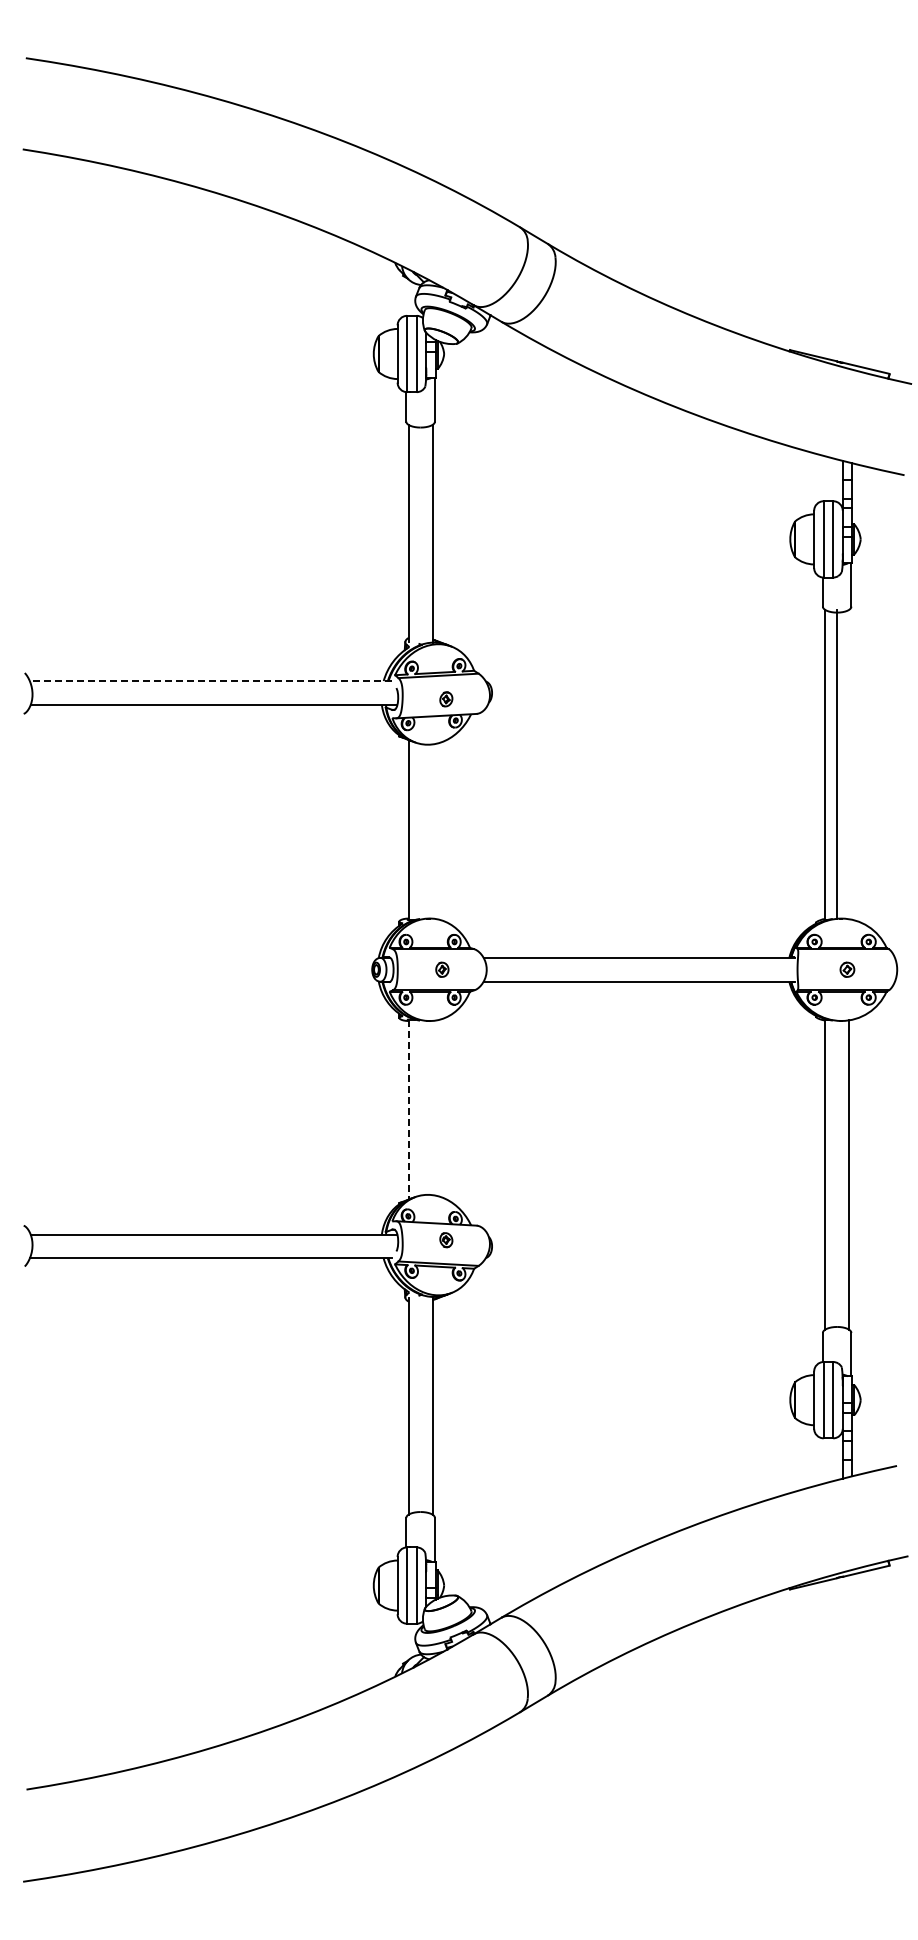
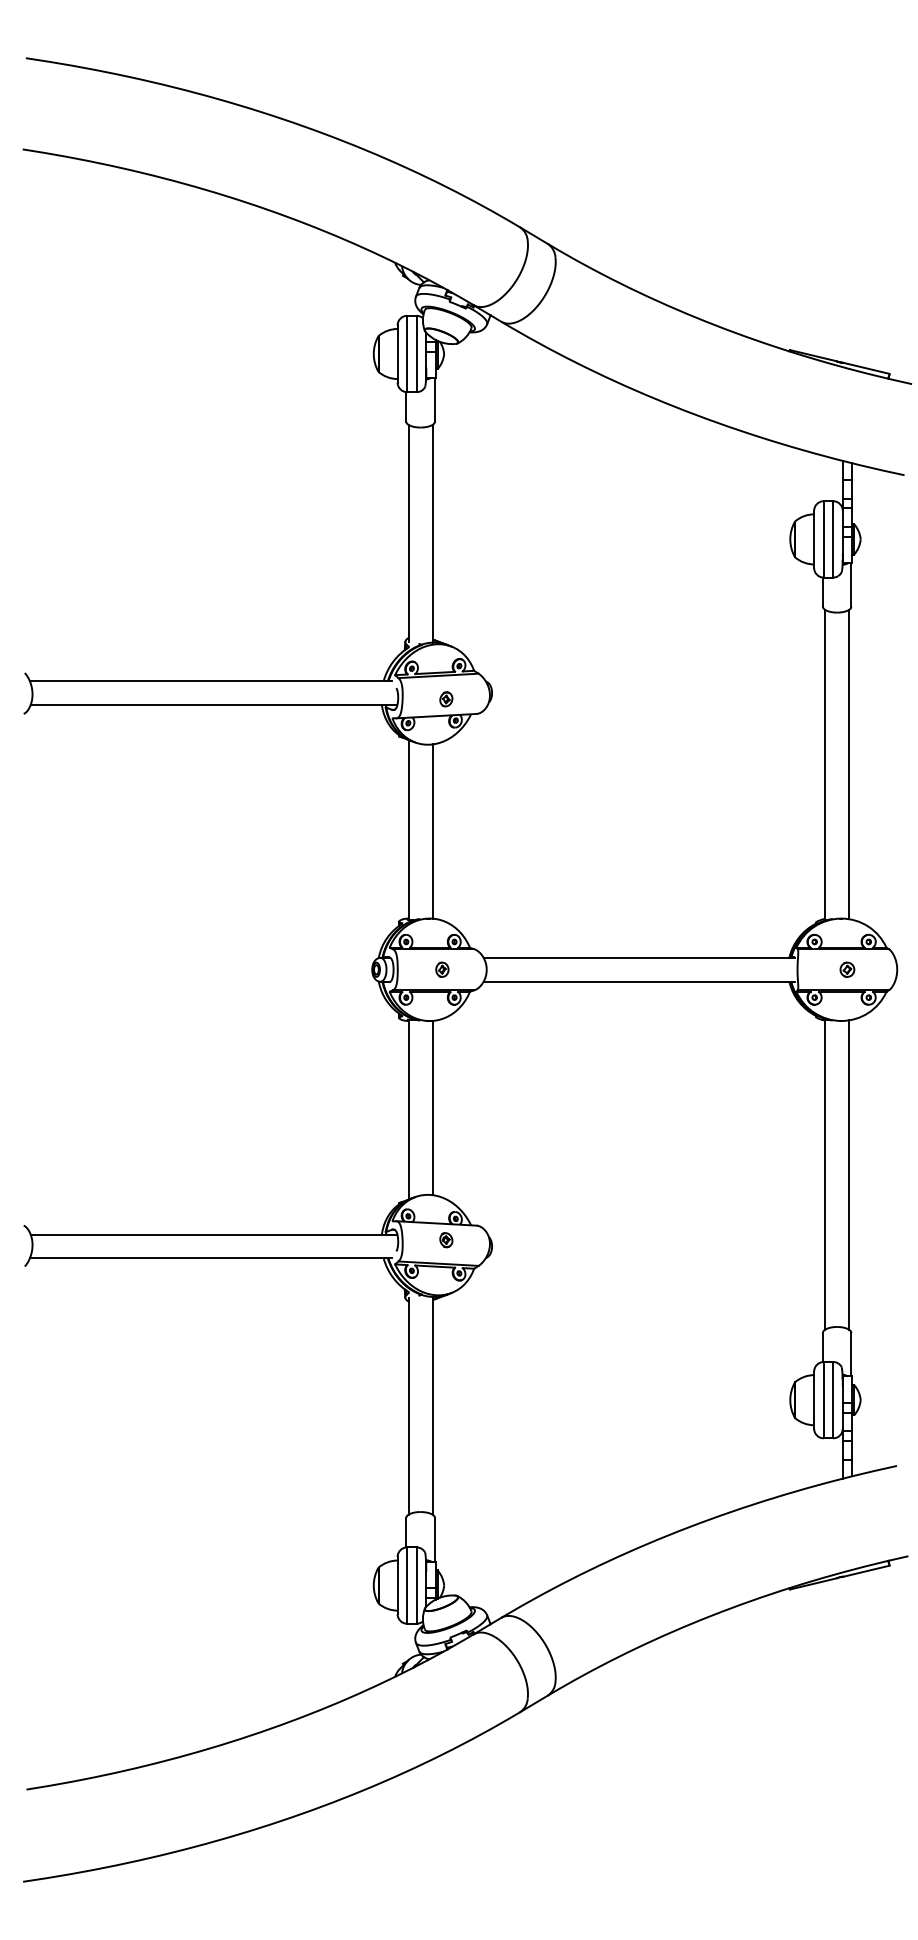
line: dashed -> solid (210, 681)
line position: (837, 764) -> (849, 764) (849, 764)
line: none -> present (432, 831)
line: none -> present (432, 1107)
line: dashed -> solid (408, 1109)
